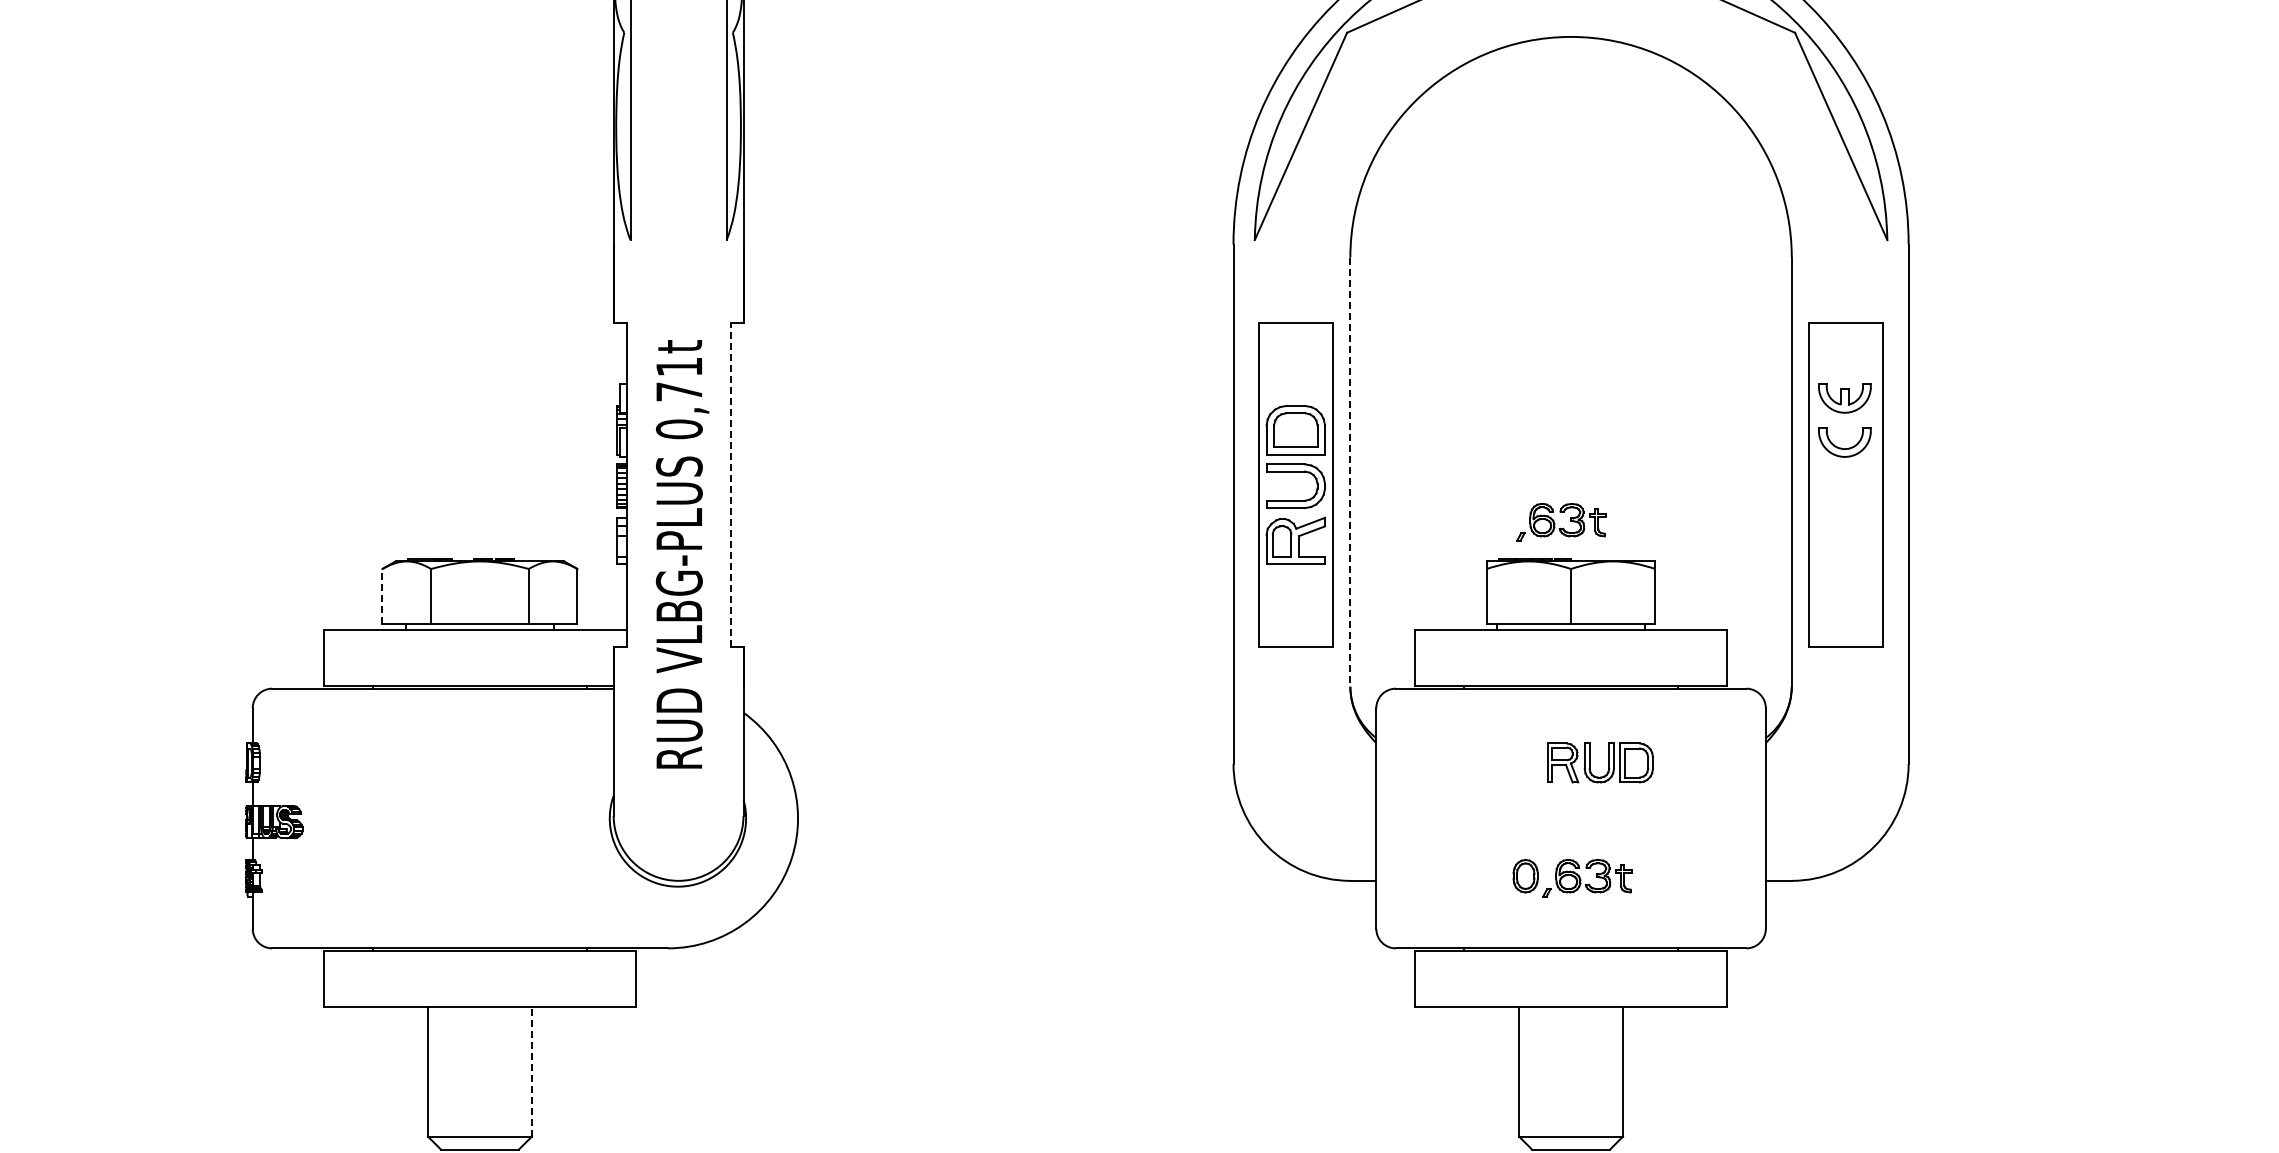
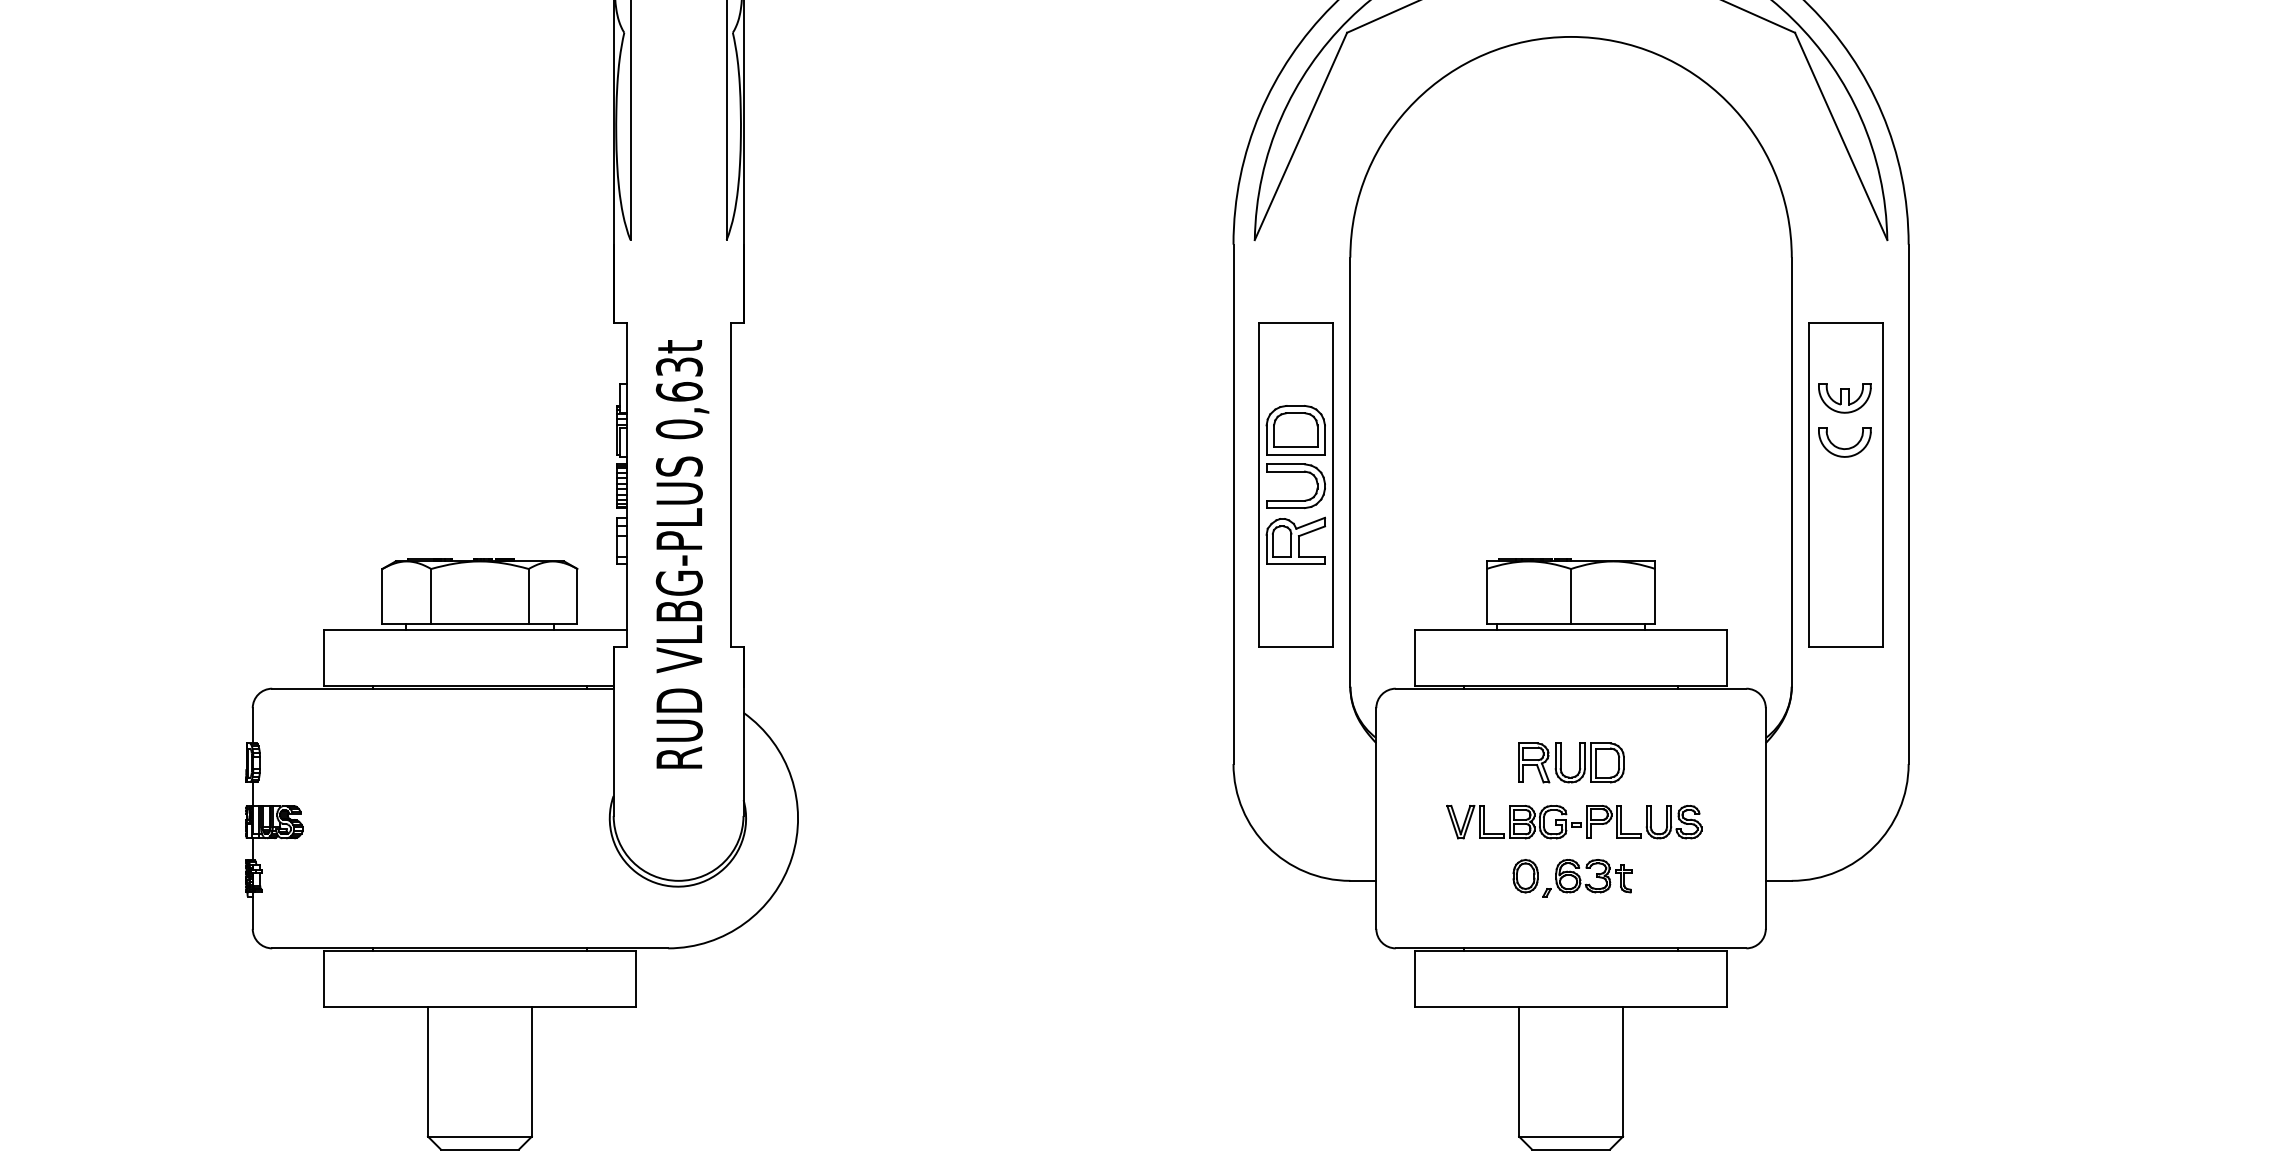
text: 0,71t -> 0,63t (678, 379)
line: dashed -> solid (1350, 472)
line: dashed -> solid (730, 484)
part: present -> none (1561, 522)
line: dashed -> solid (382, 595)
part position: (1608, 762) -> (1579, 762) (1579, 762)
part: none -> present (1574, 822)
line: dashed -> solid (531, 1071)
